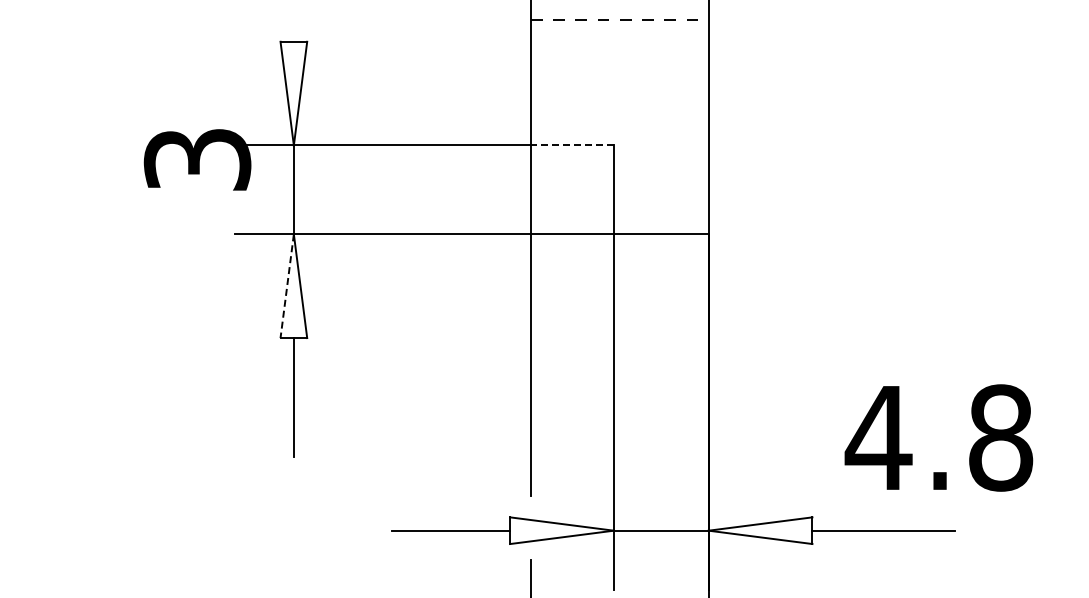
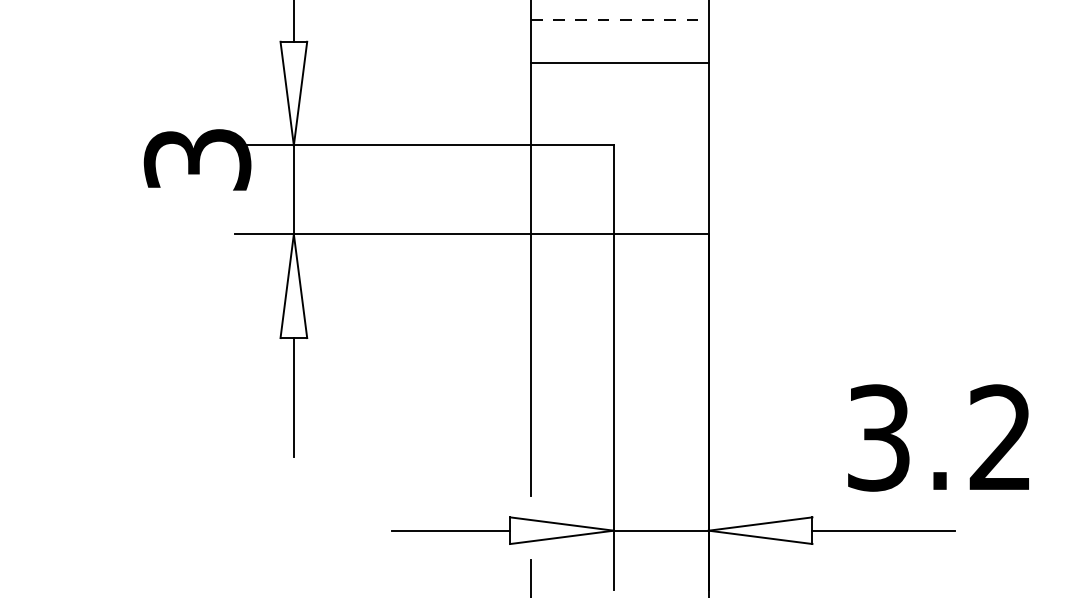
line: none -> present (293, 21)
line: none -> present (619, 62)
line: dashed -> solid (571, 145)
line: dashed -> solid (287, 286)
text: 4.8 -> 3.2 (938, 437)
